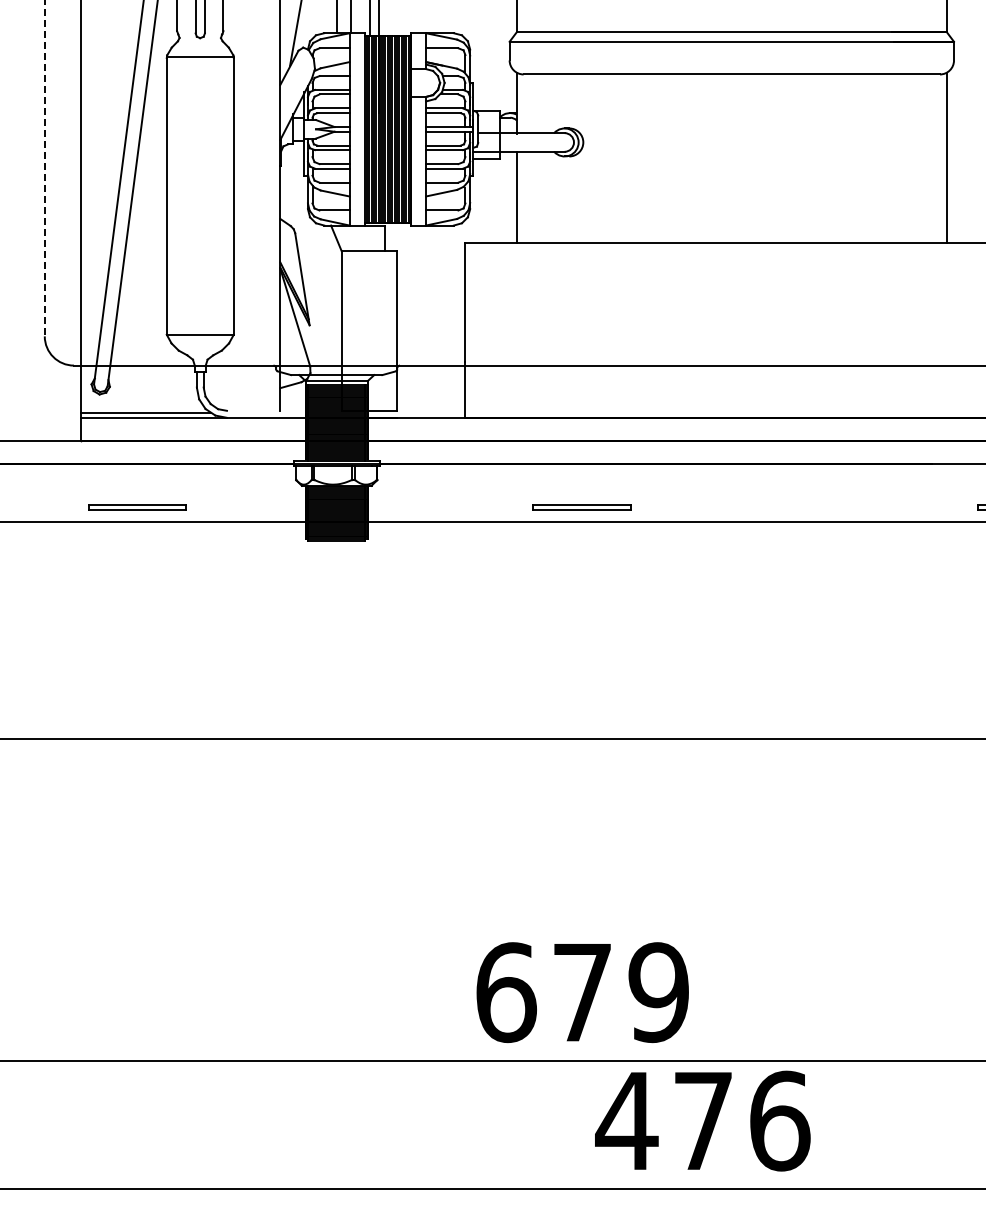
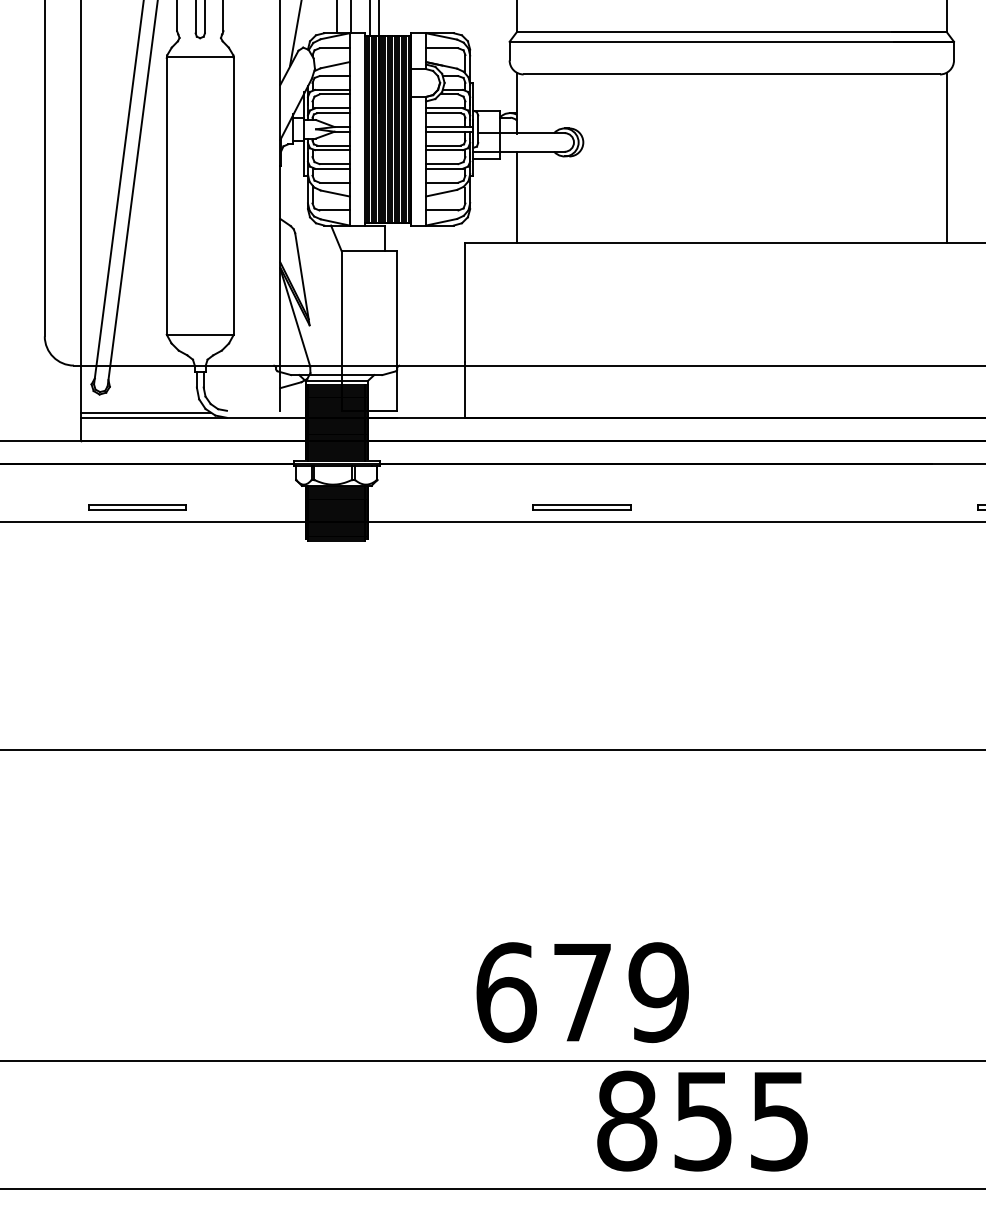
line: dashed -> solid (44, 168)
line position: (492, 739) -> (492, 750) (492, 750)
text: 476 -> 855 (702, 1120)
